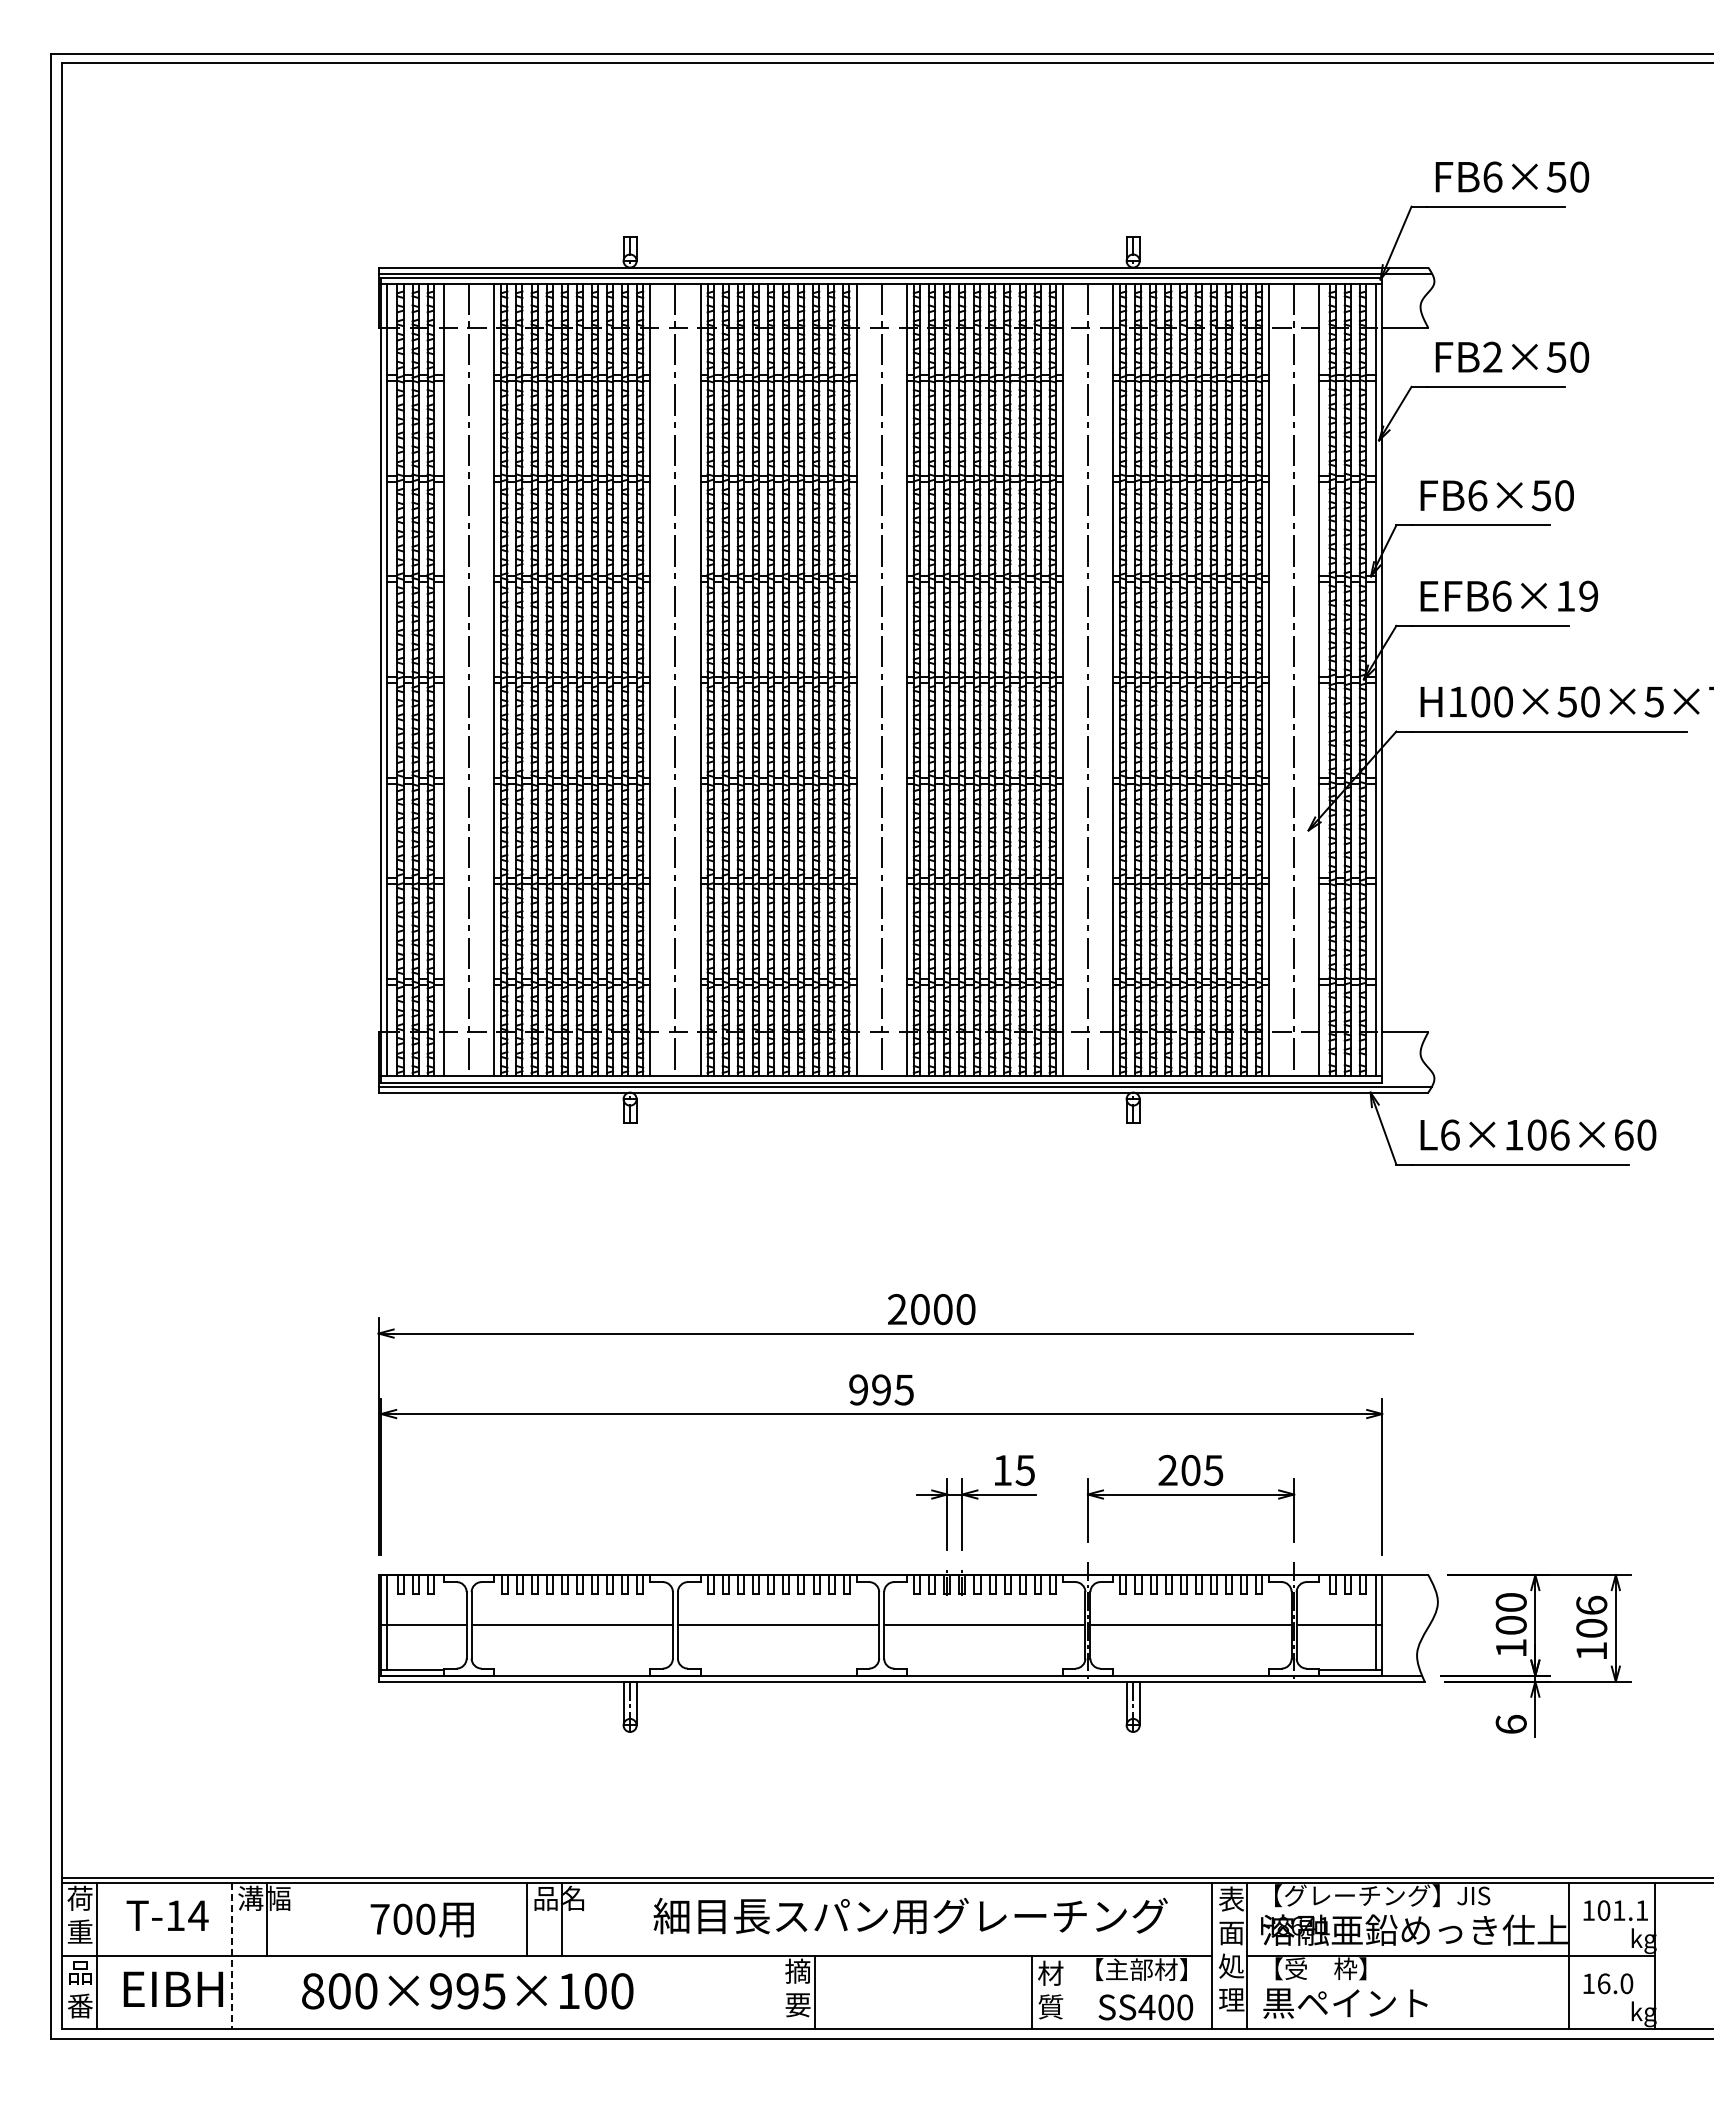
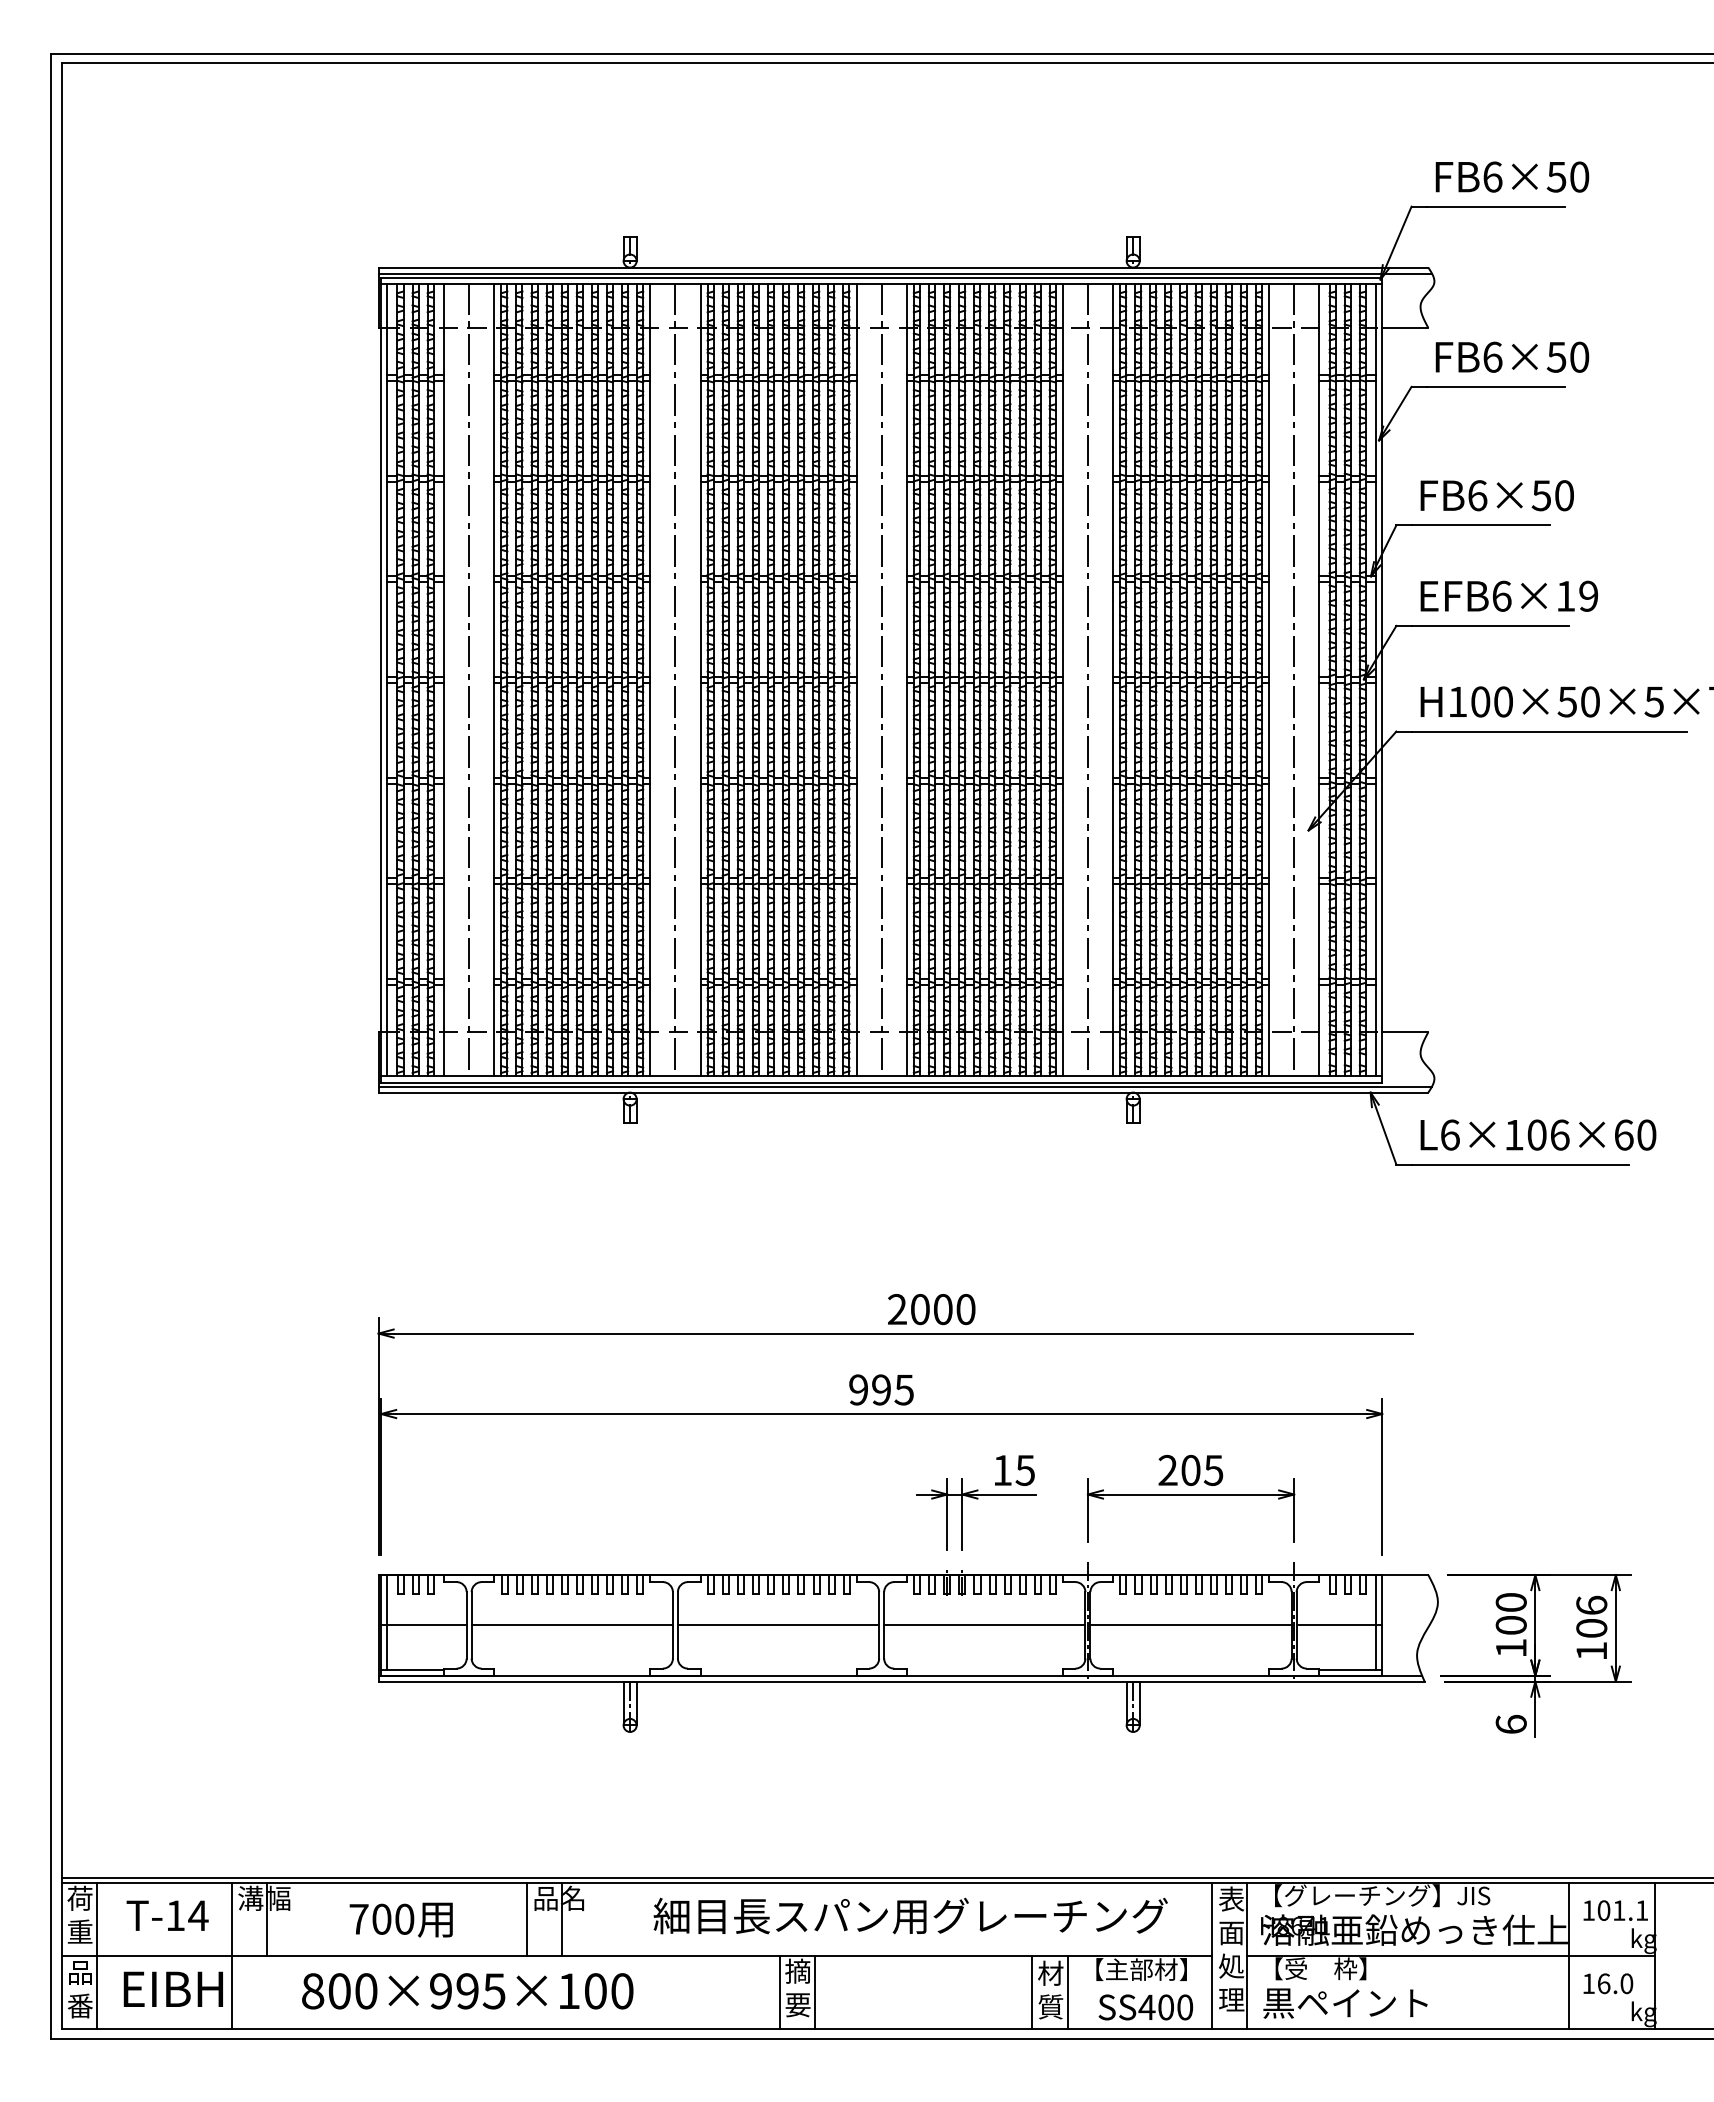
text: FB2×50 -> FB6×50 (1492, 356)
text position: (421, 1919) -> (400, 1919) (400, 1919)
line: dashed -> solid (231, 1956)
line: none -> present (779, 1991)
line: none -> present (1067, 1991)
